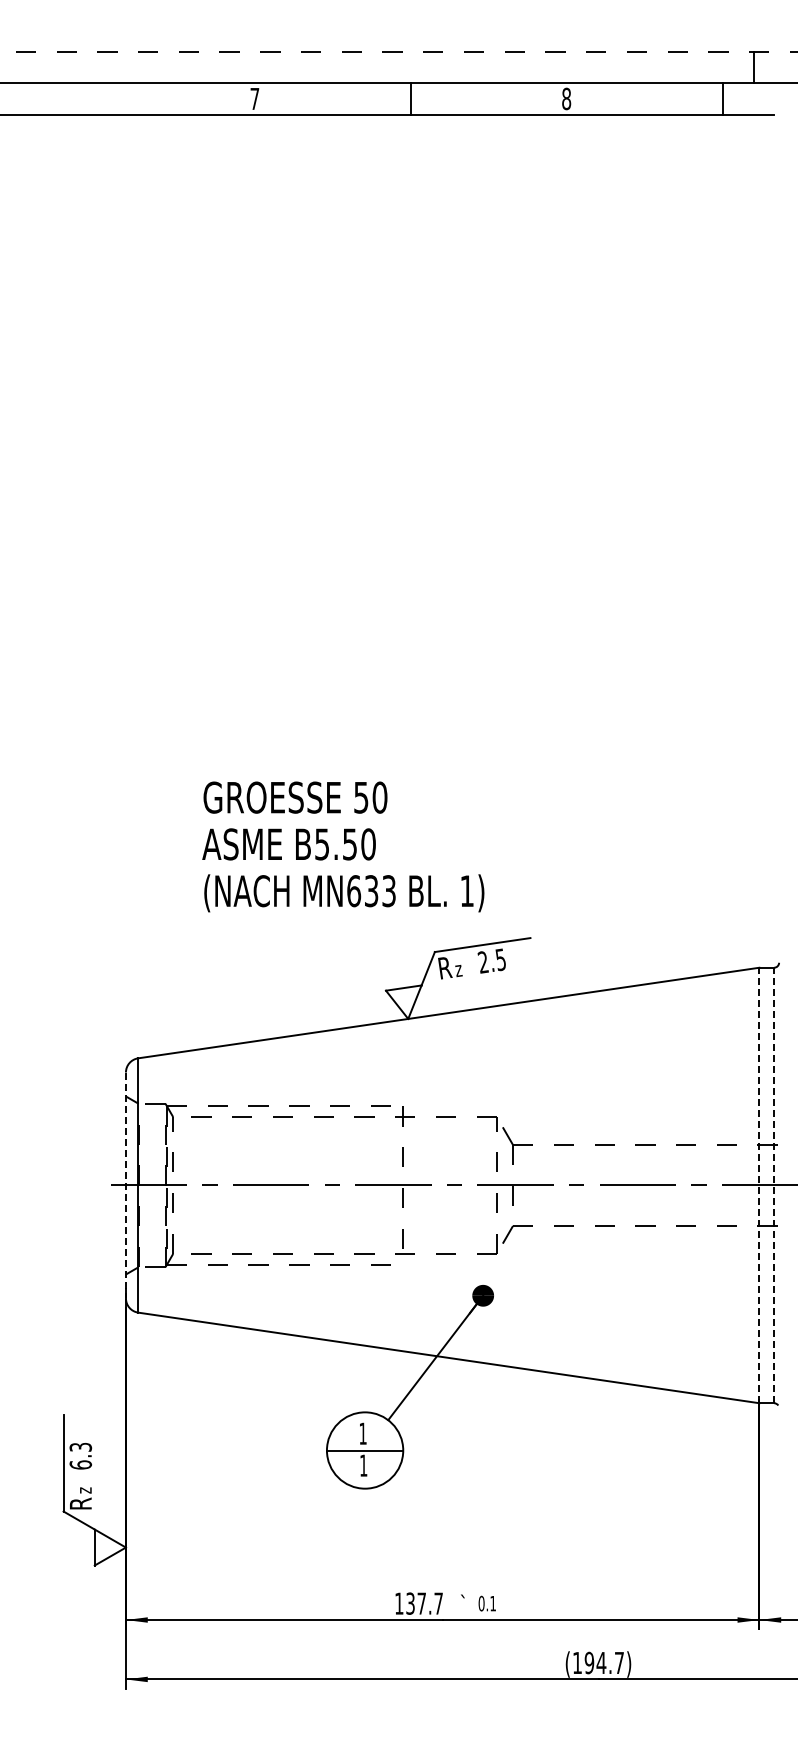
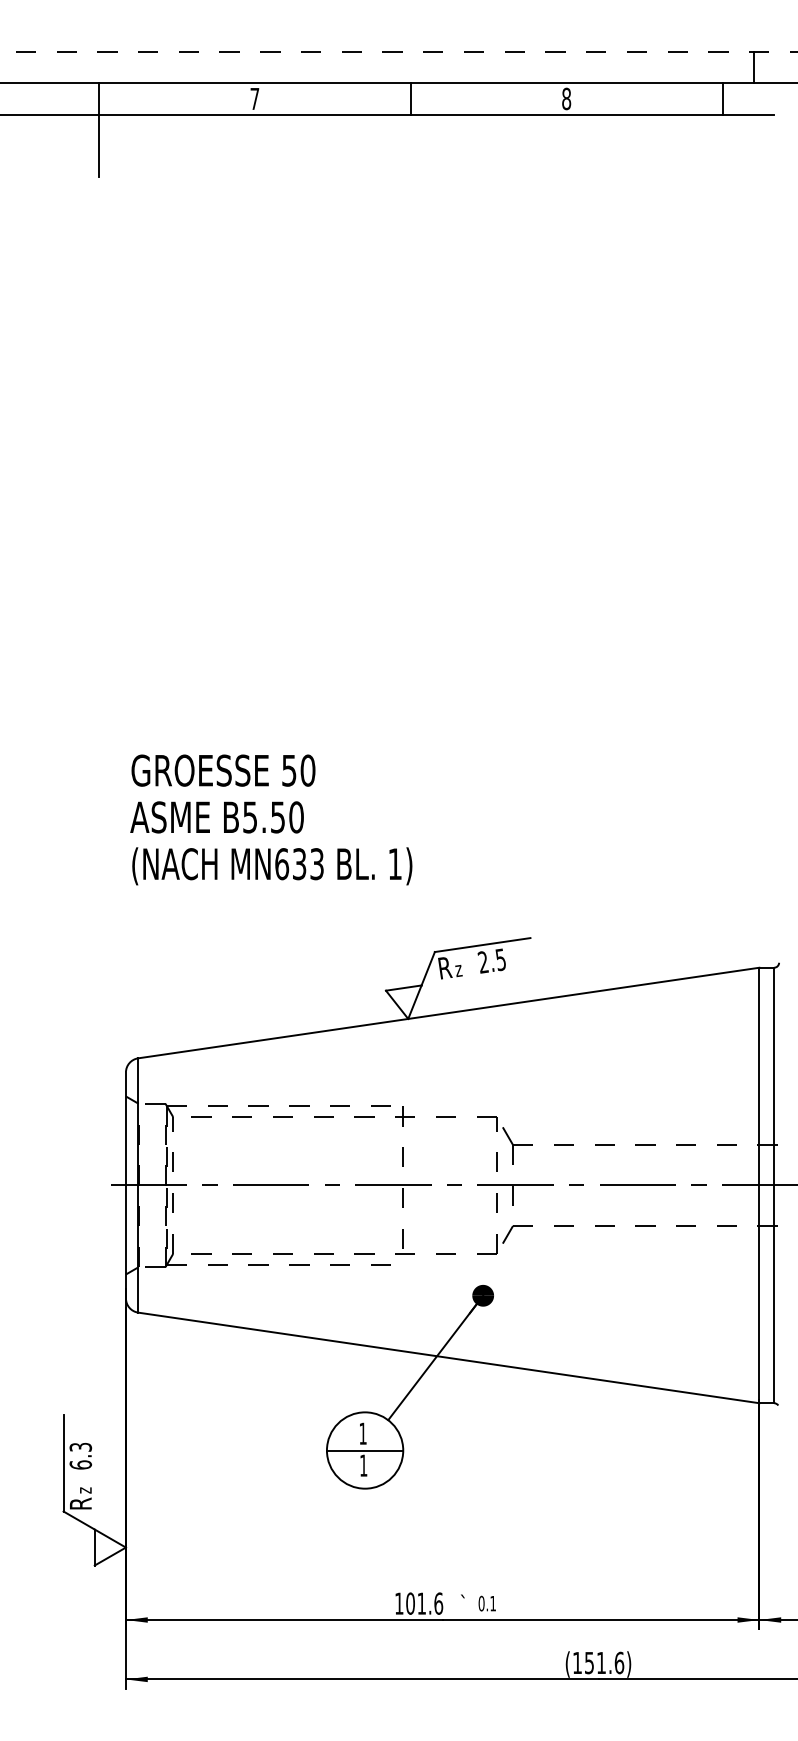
line: none -> present (99, 129)
text position: (343, 846) -> (271, 819) (271, 819)
line: dashed -> solid (125, 1185)
line: dashed -> solid (759, 1185)
line: dashed -> solid (774, 1185)
text: 137.7 -> 101.6 (424, 1603)
text: (194.7) -> (151.6) (604, 1662)
